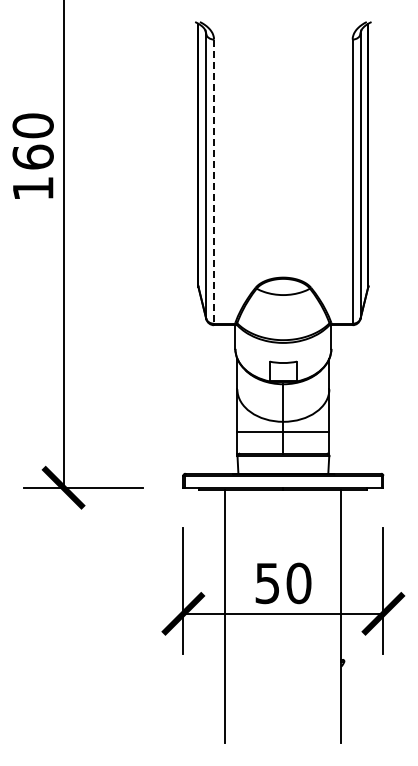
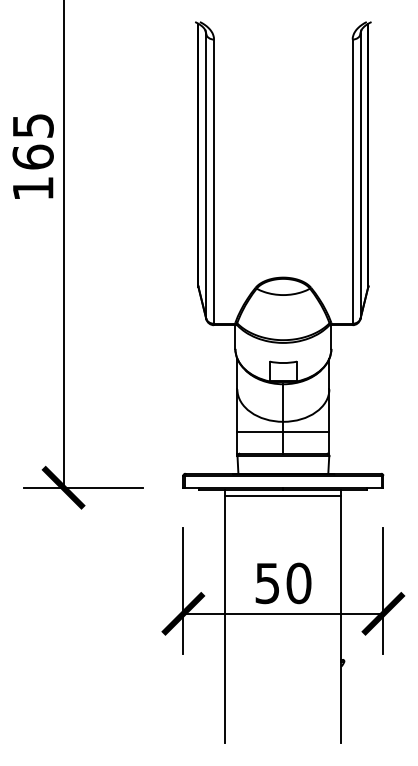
text: 160 -> 165 (32, 125)
line: dashed -> solid (214, 182)
line: none -> present (283, 495)
